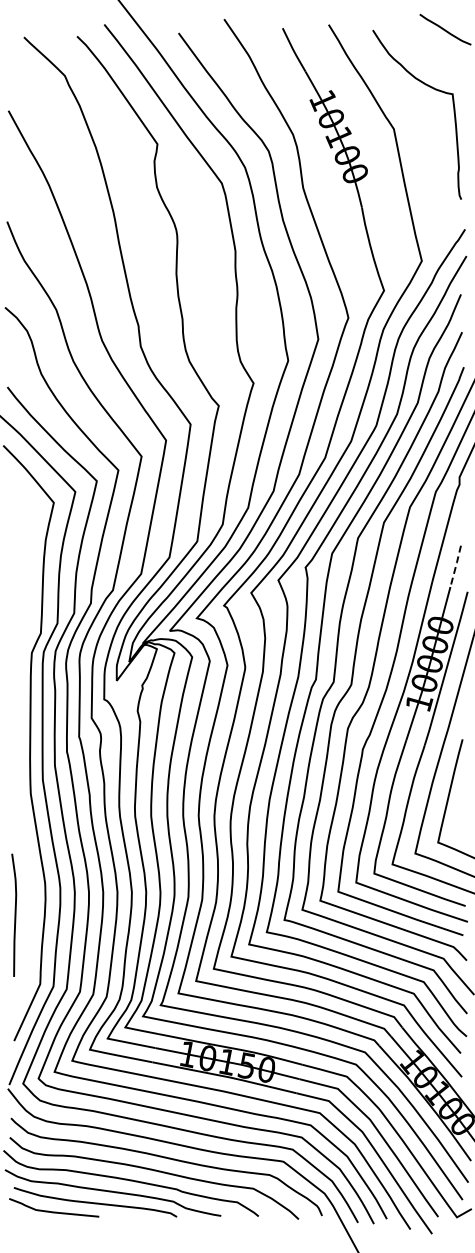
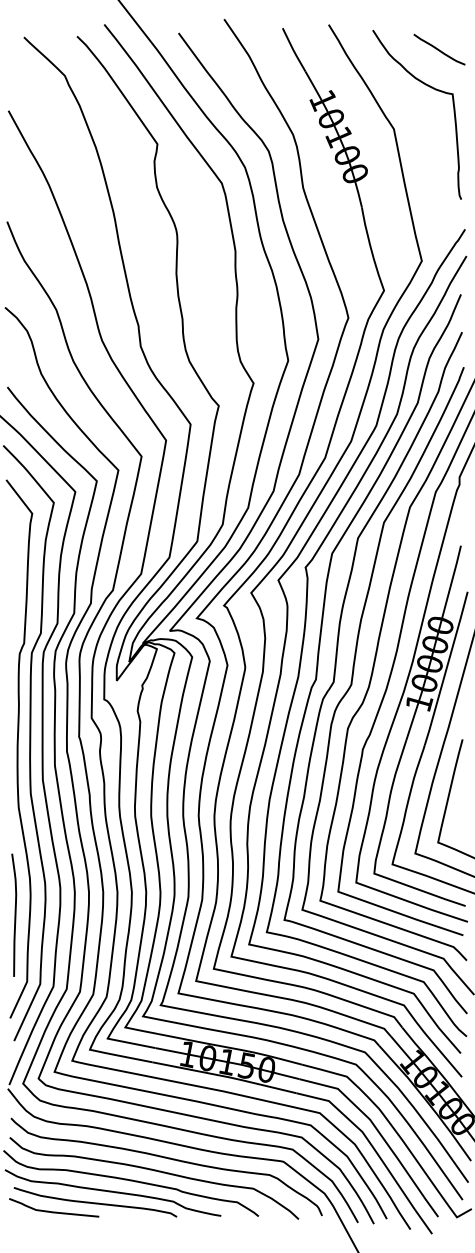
curve position: (445, 29) -> (439, 49) (439, 49)
line: dashed -> solid (455, 566)
curve: none -> present (18, 748)
